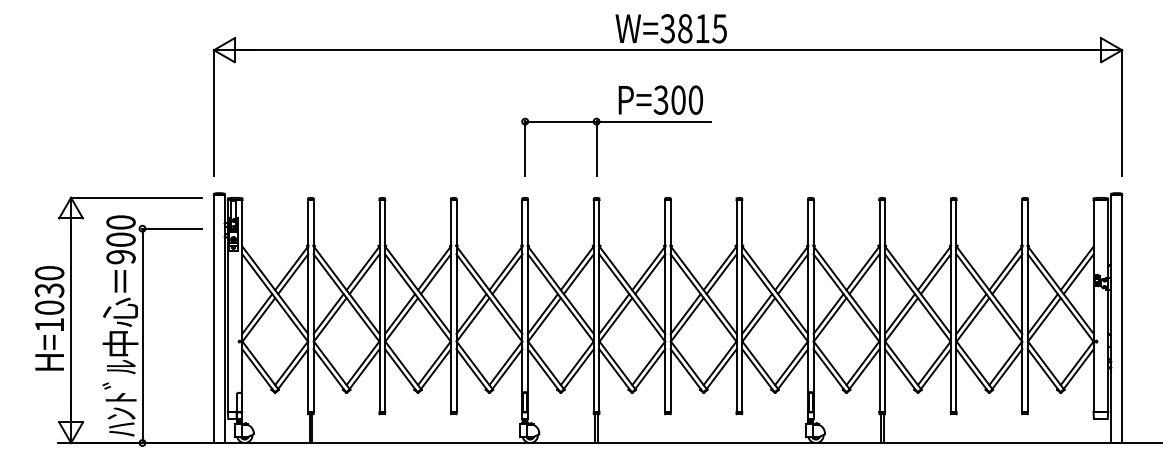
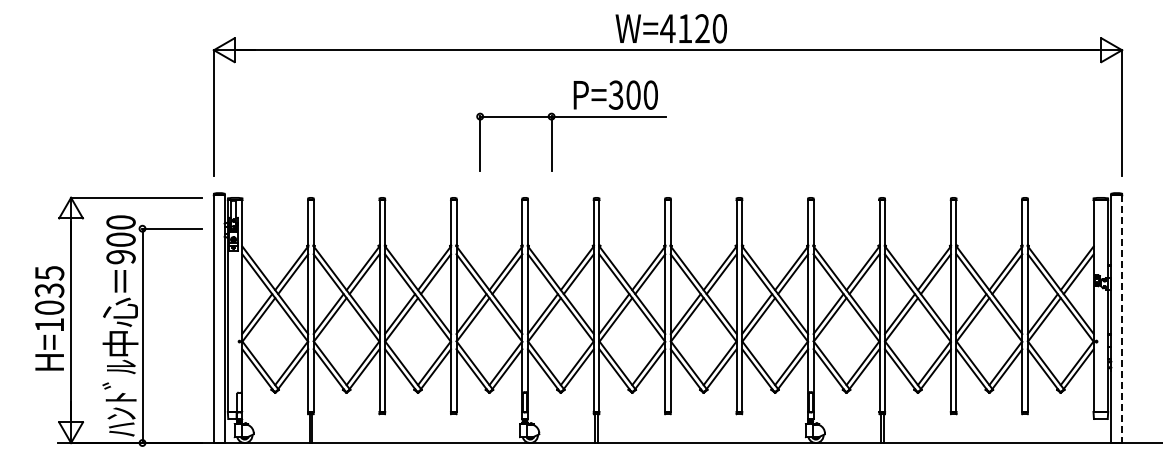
text: W=3815 -> W=4120 (693, 28)
part position: (616, 122) -> (571, 117) (571, 117)
text: H=1030 -> H=1035 (49, 273)
line: solid -> dashed (1122, 319)
